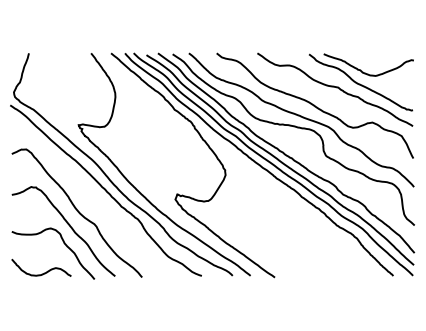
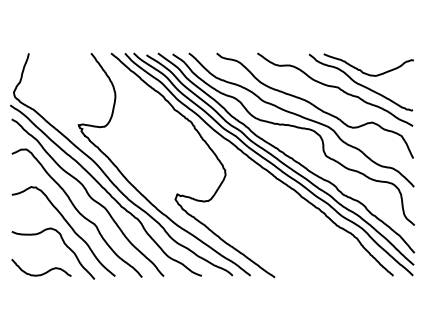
curve: none -> present (88, 196)
